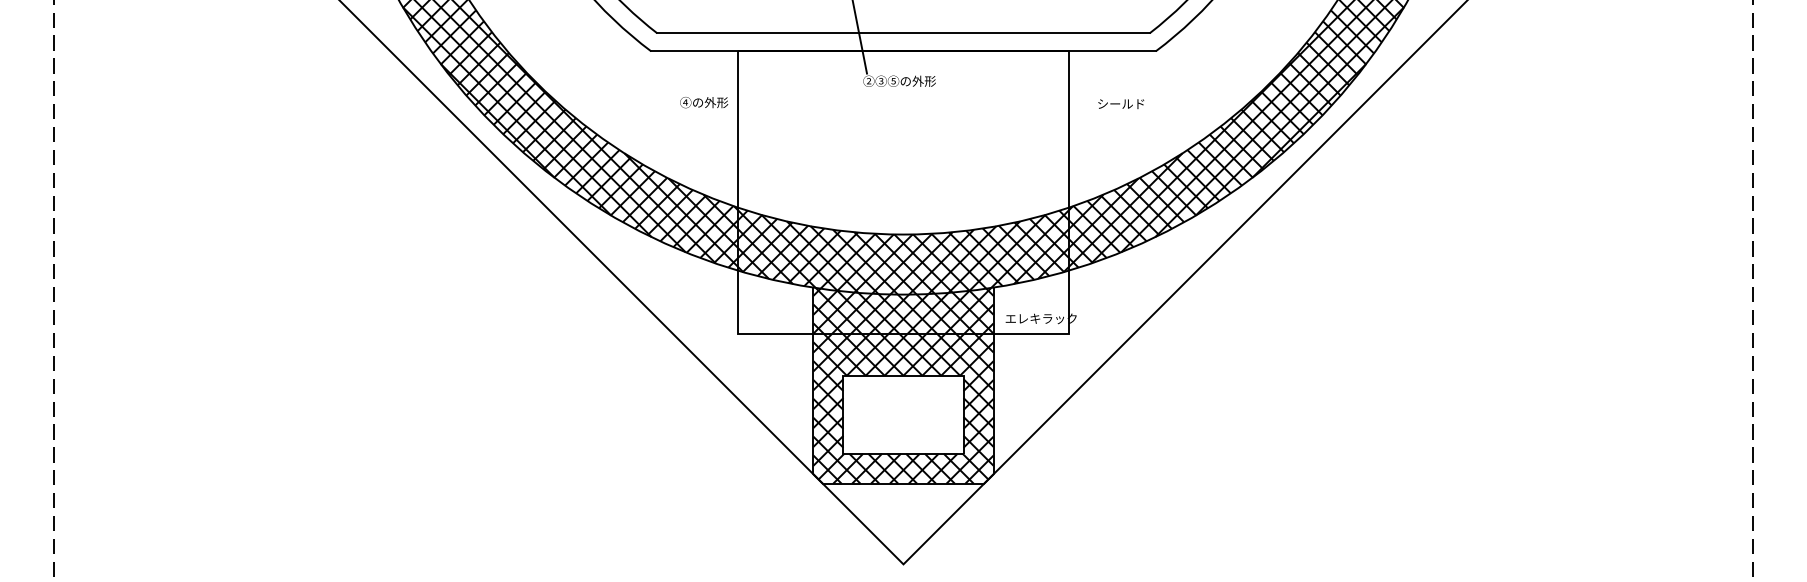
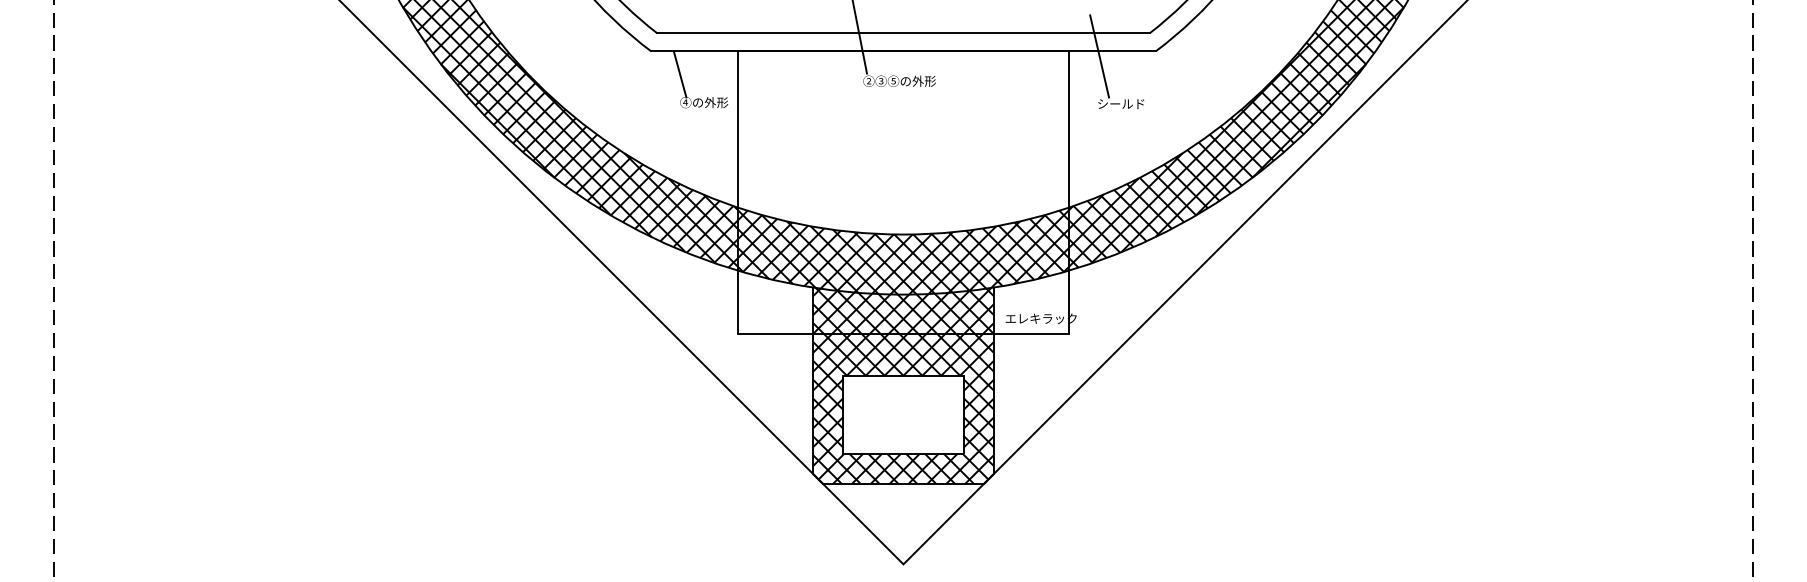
line: none -> present (1099, 56)
line: none -> present (679, 74)
